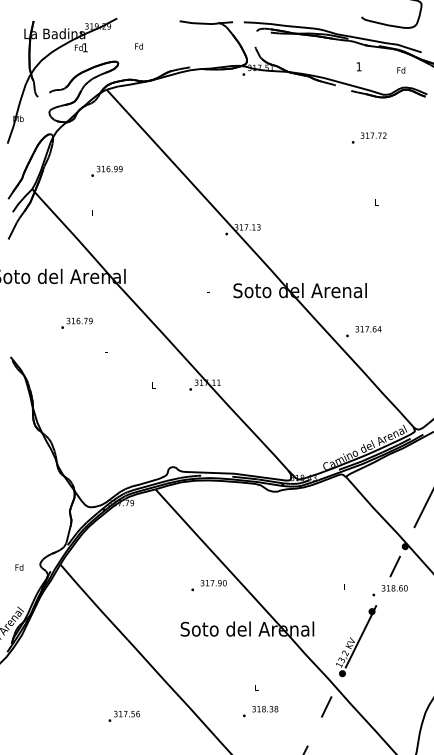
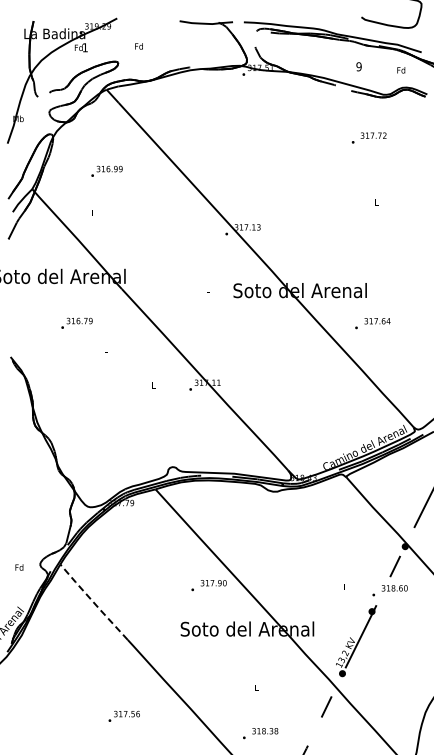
text: 1 -> 9 (358, 66)
text position: (363, 331) -> (372, 323) (372, 323)
line: solid -> dashed (93, 602)
text position: (260, 711) -> (260, 733) (260, 733)
